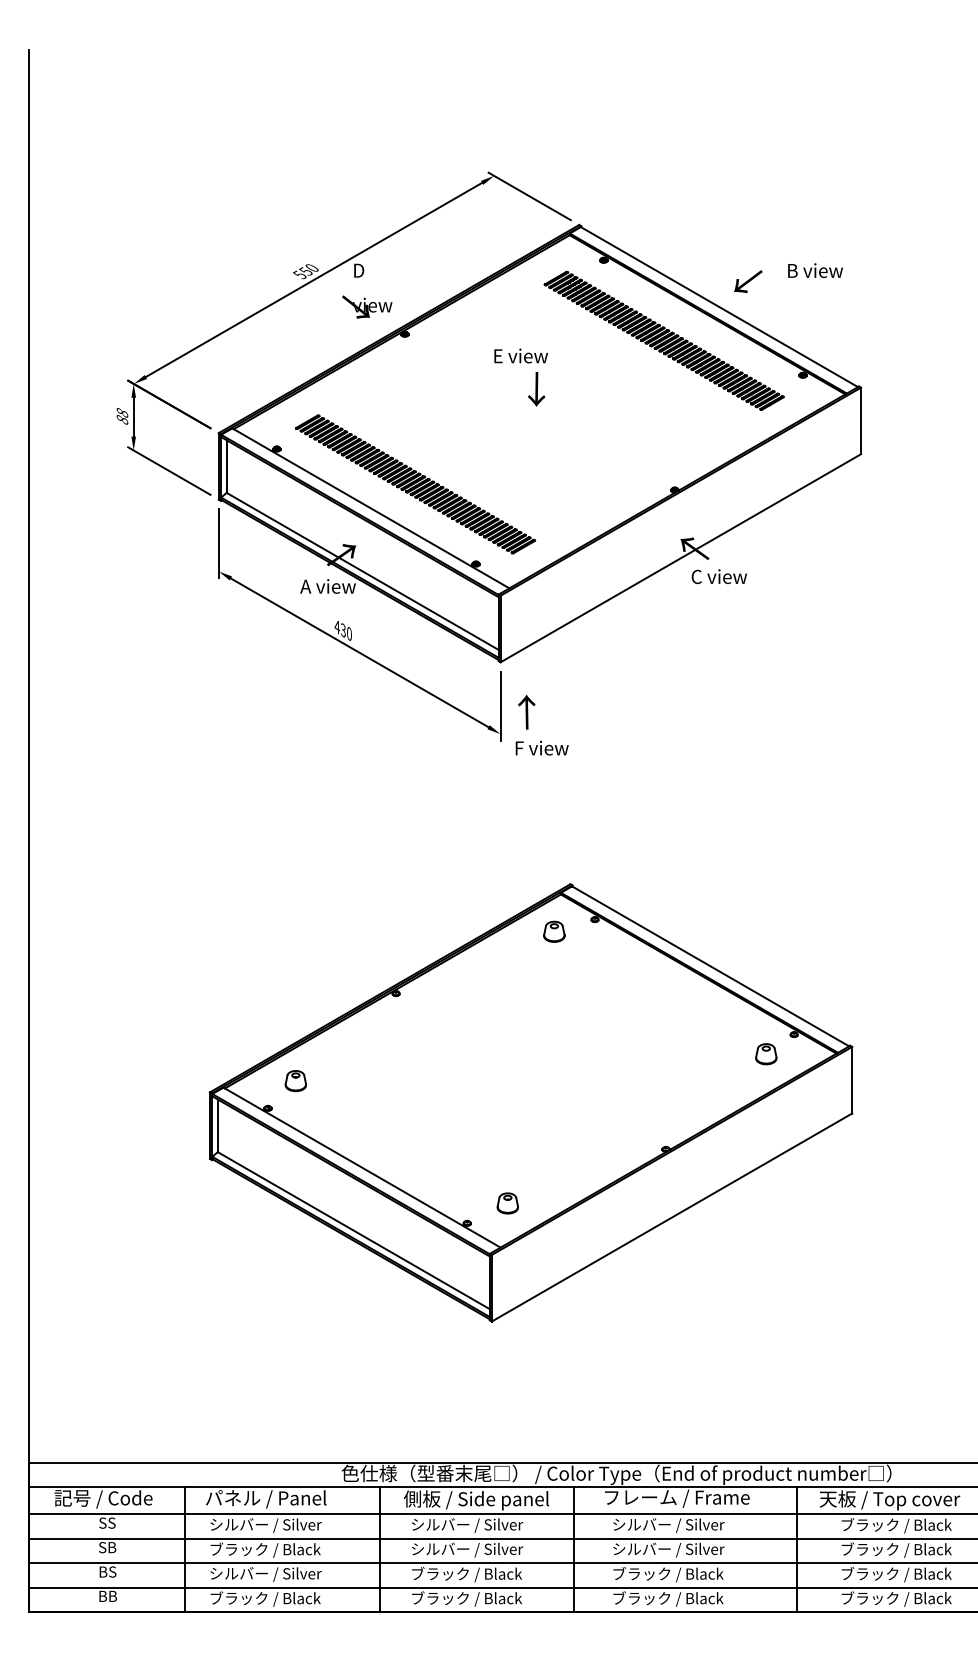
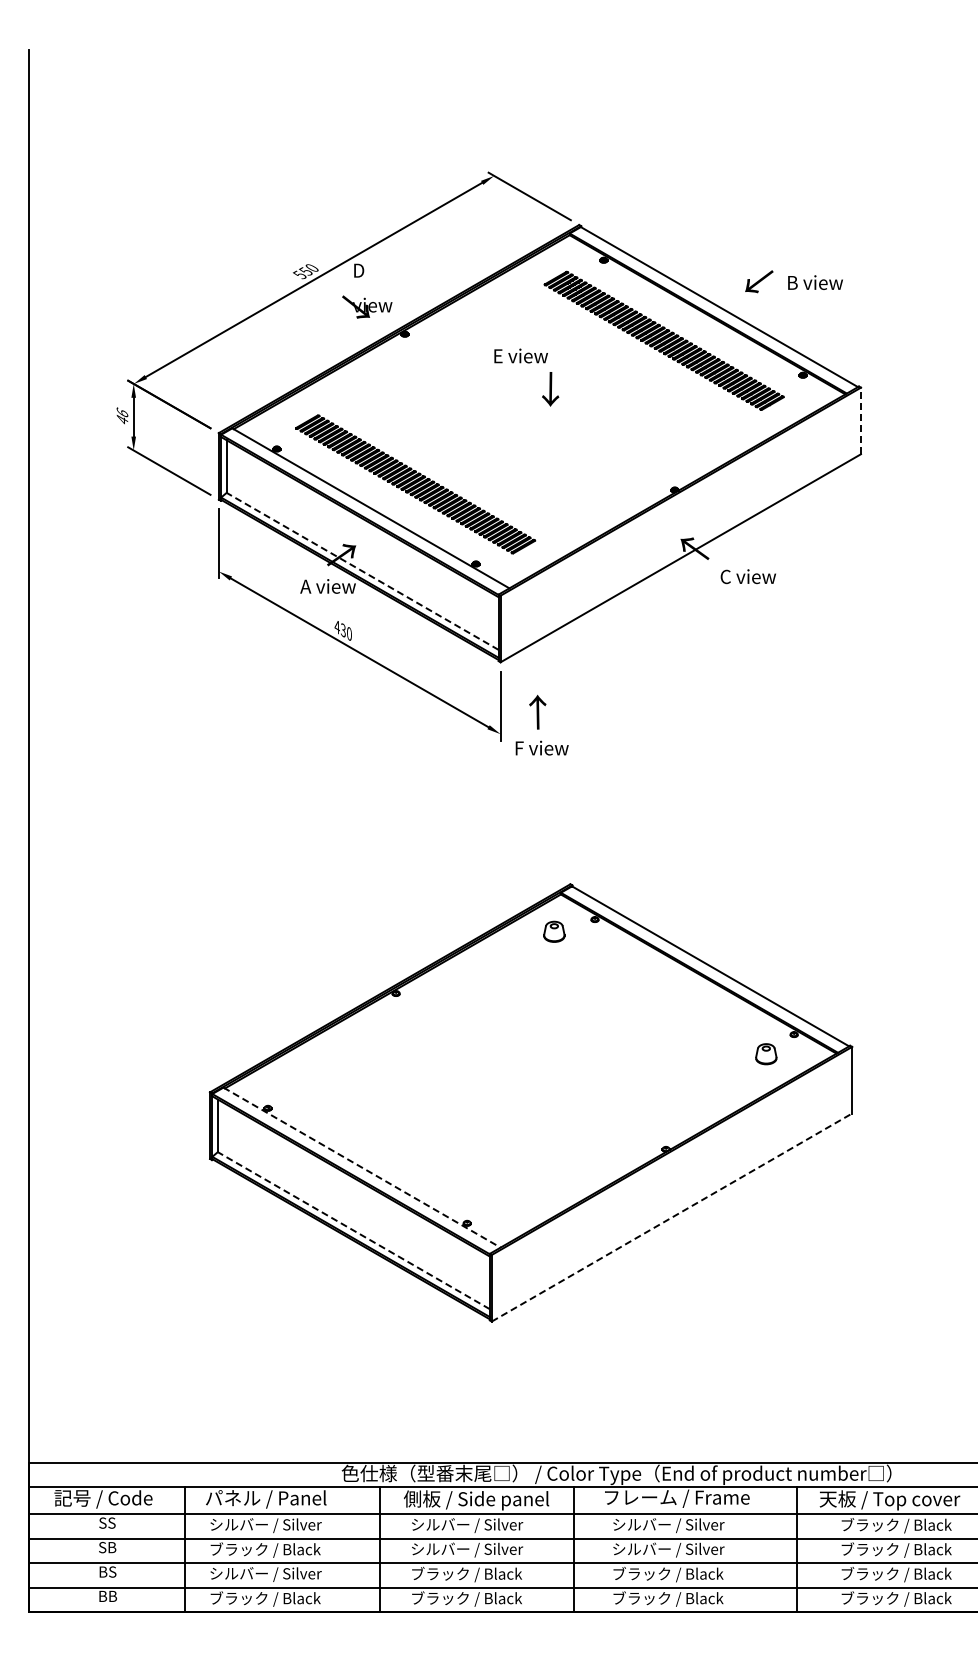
text position: (815, 270) -> (815, 282) (815, 282)
text position: (748, 281) -> (759, 281) (759, 281)
text position: (536, 389) -> (550, 389) (550, 389)
text: 88 -> 46 (122, 415)
line: solid -> dashed (860, 420)
line: solid -> dashed (362, 571)
text position: (718, 576) -> (747, 576) (747, 576)
text position: (526, 711) -> (537, 711) (537, 711)
part: present -> none (295, 1081)
line: solid -> dashed (362, 1167)
part: present -> none (507, 1203)
line: solid -> dashed (672, 1217)
line: solid -> dashed (353, 1230)
